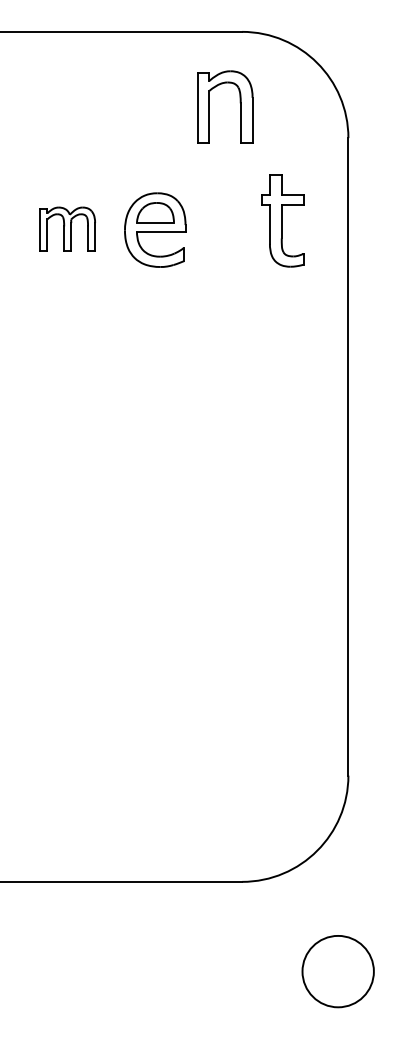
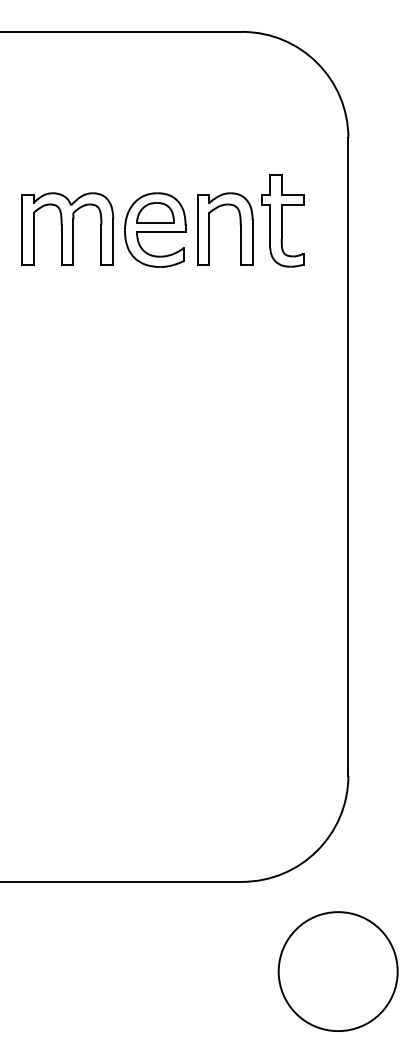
part position: (239, 102) -> (239, 224) (239, 224)
part size: 57x46 px -> 94x74 px (67, 228)
circle diameter: 71 px -> 119 px (337, 971)
